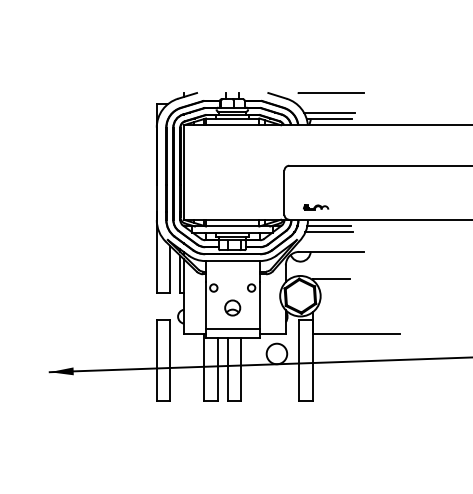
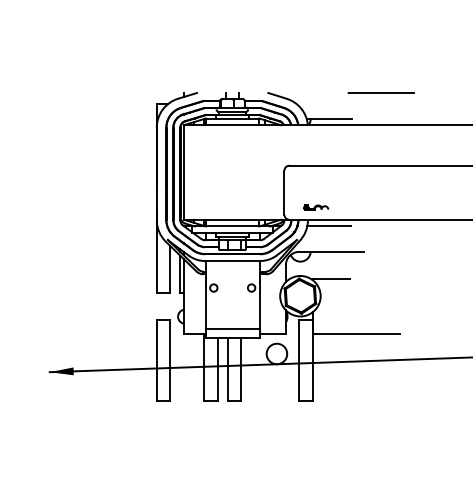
line position: (330, 92) -> (380, 92) (380, 92)
line: present -> none (328, 112)
line: present -> none (329, 232)
part: present -> none (232, 307)
